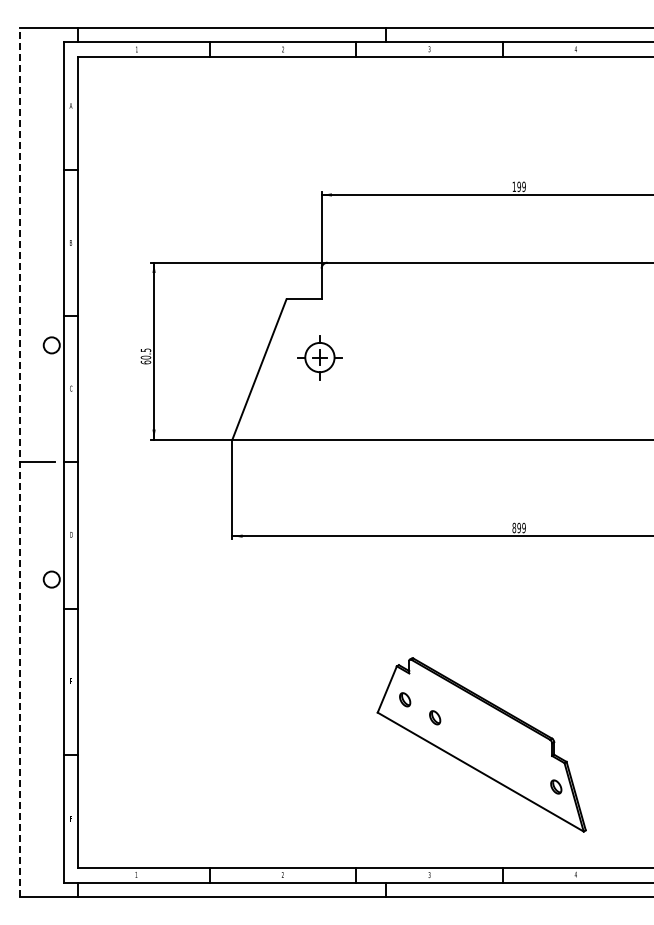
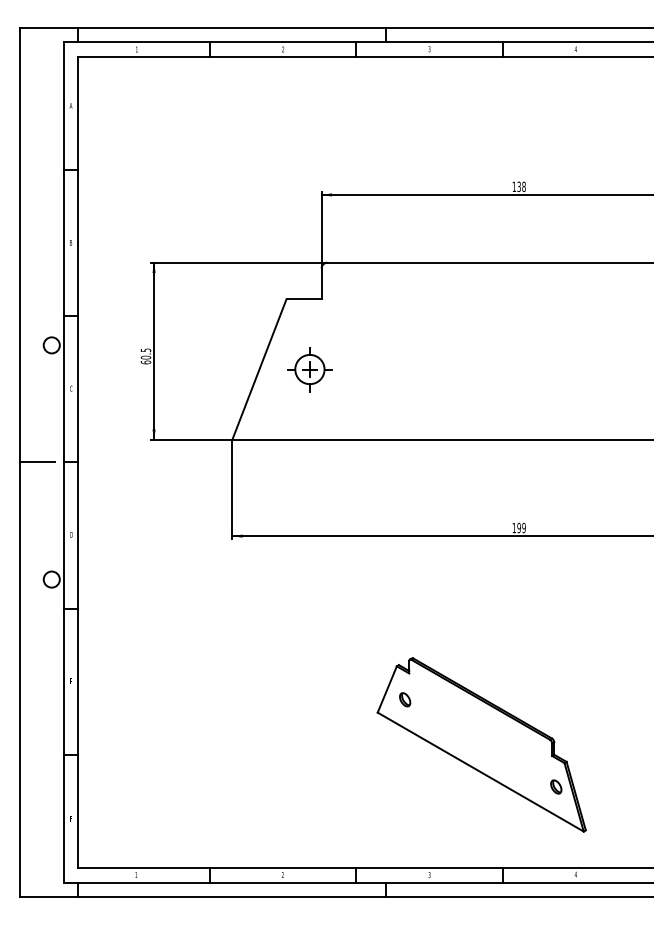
text: 199 -> 138 (521, 186)
part position: (319, 357) -> (309, 369) (309, 369)
line: dashed -> solid (19, 462)
text: 899 -> 199 (514, 527)
part: present -> none (435, 717)
